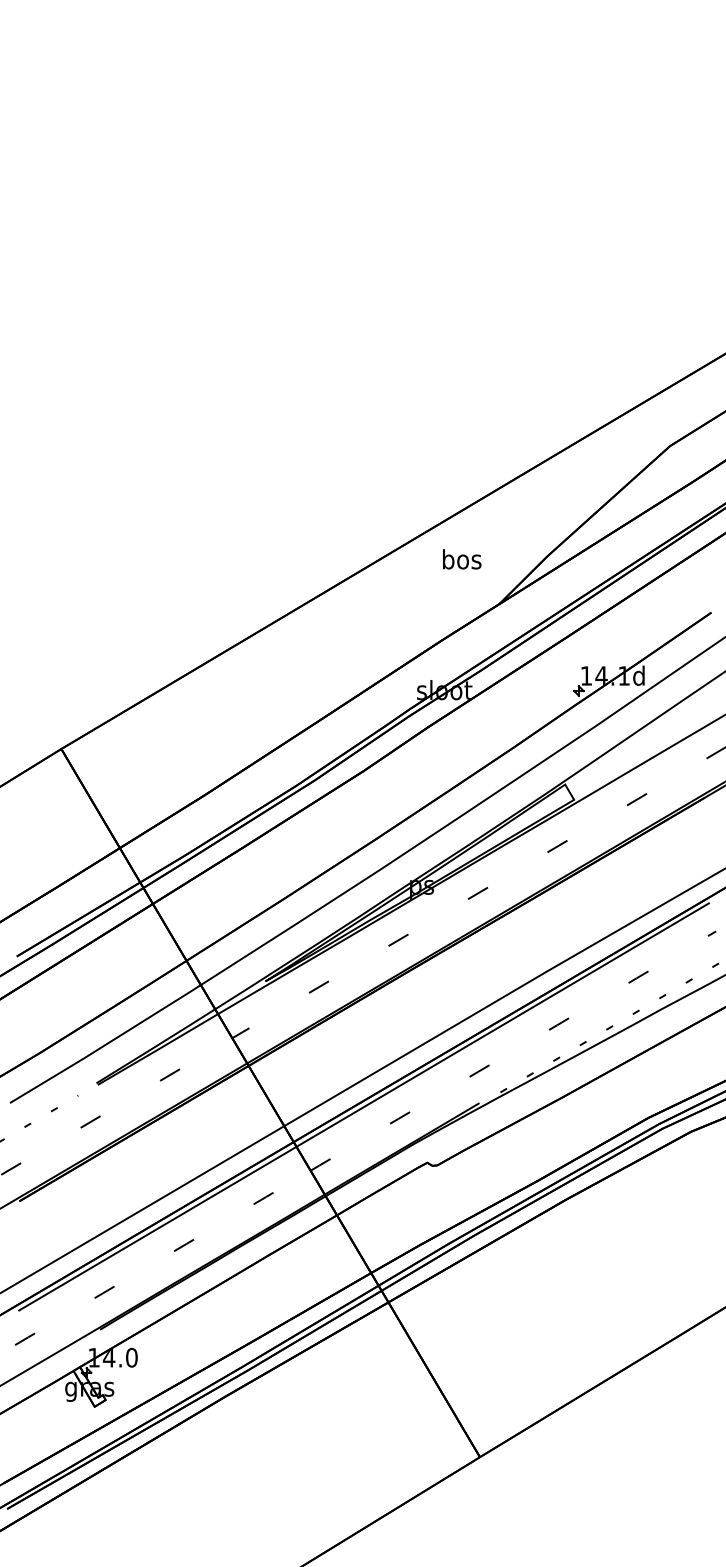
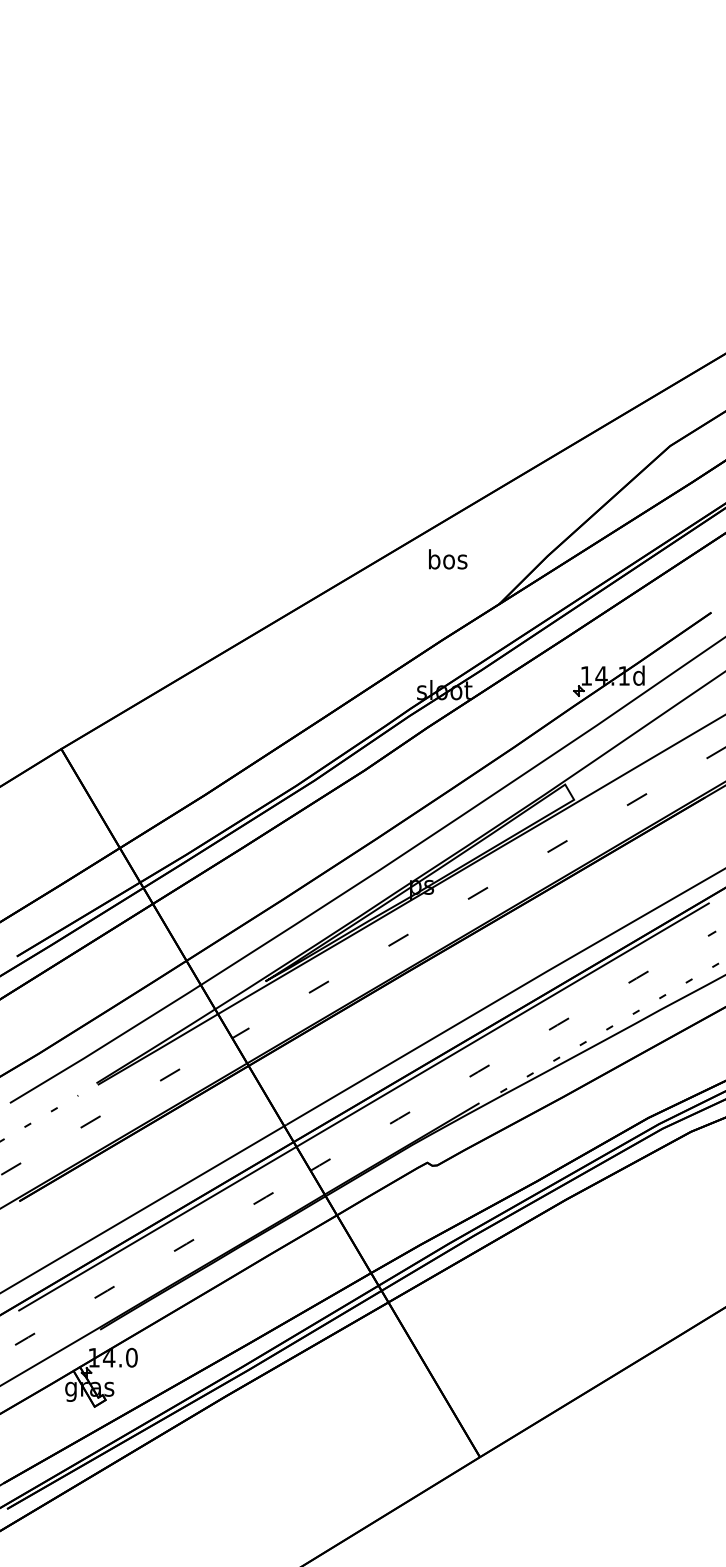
text position: (462, 559) -> (448, 559) (448, 559)
